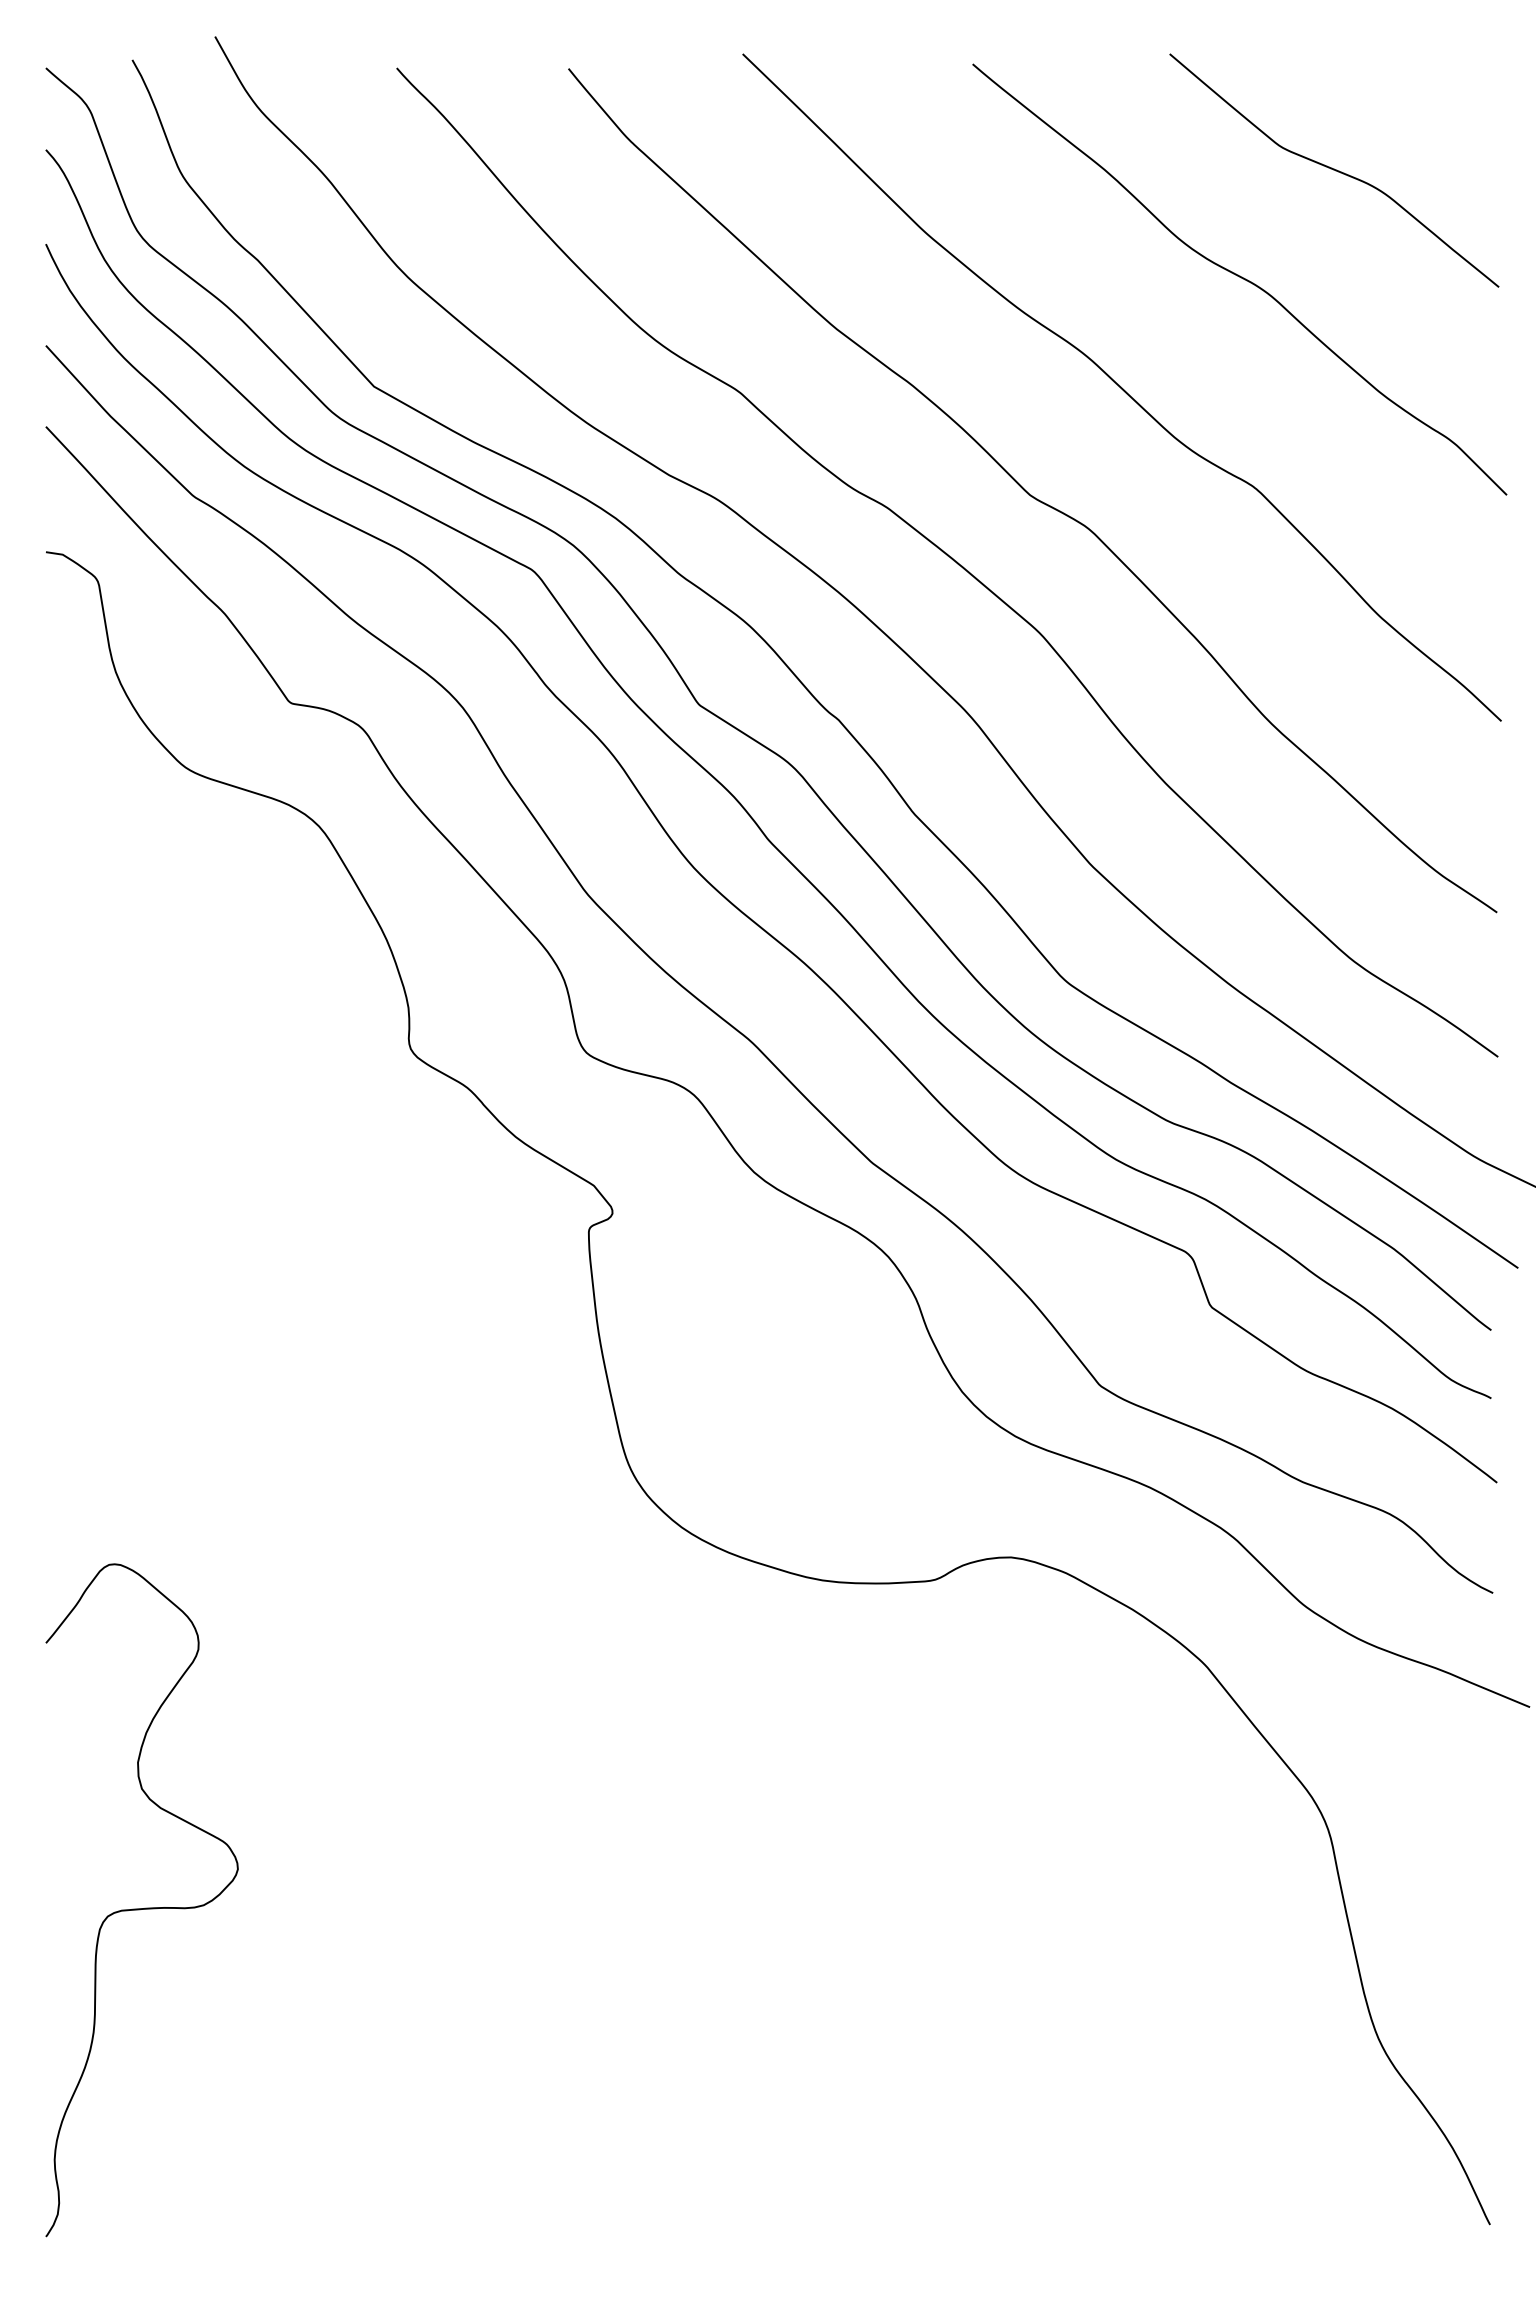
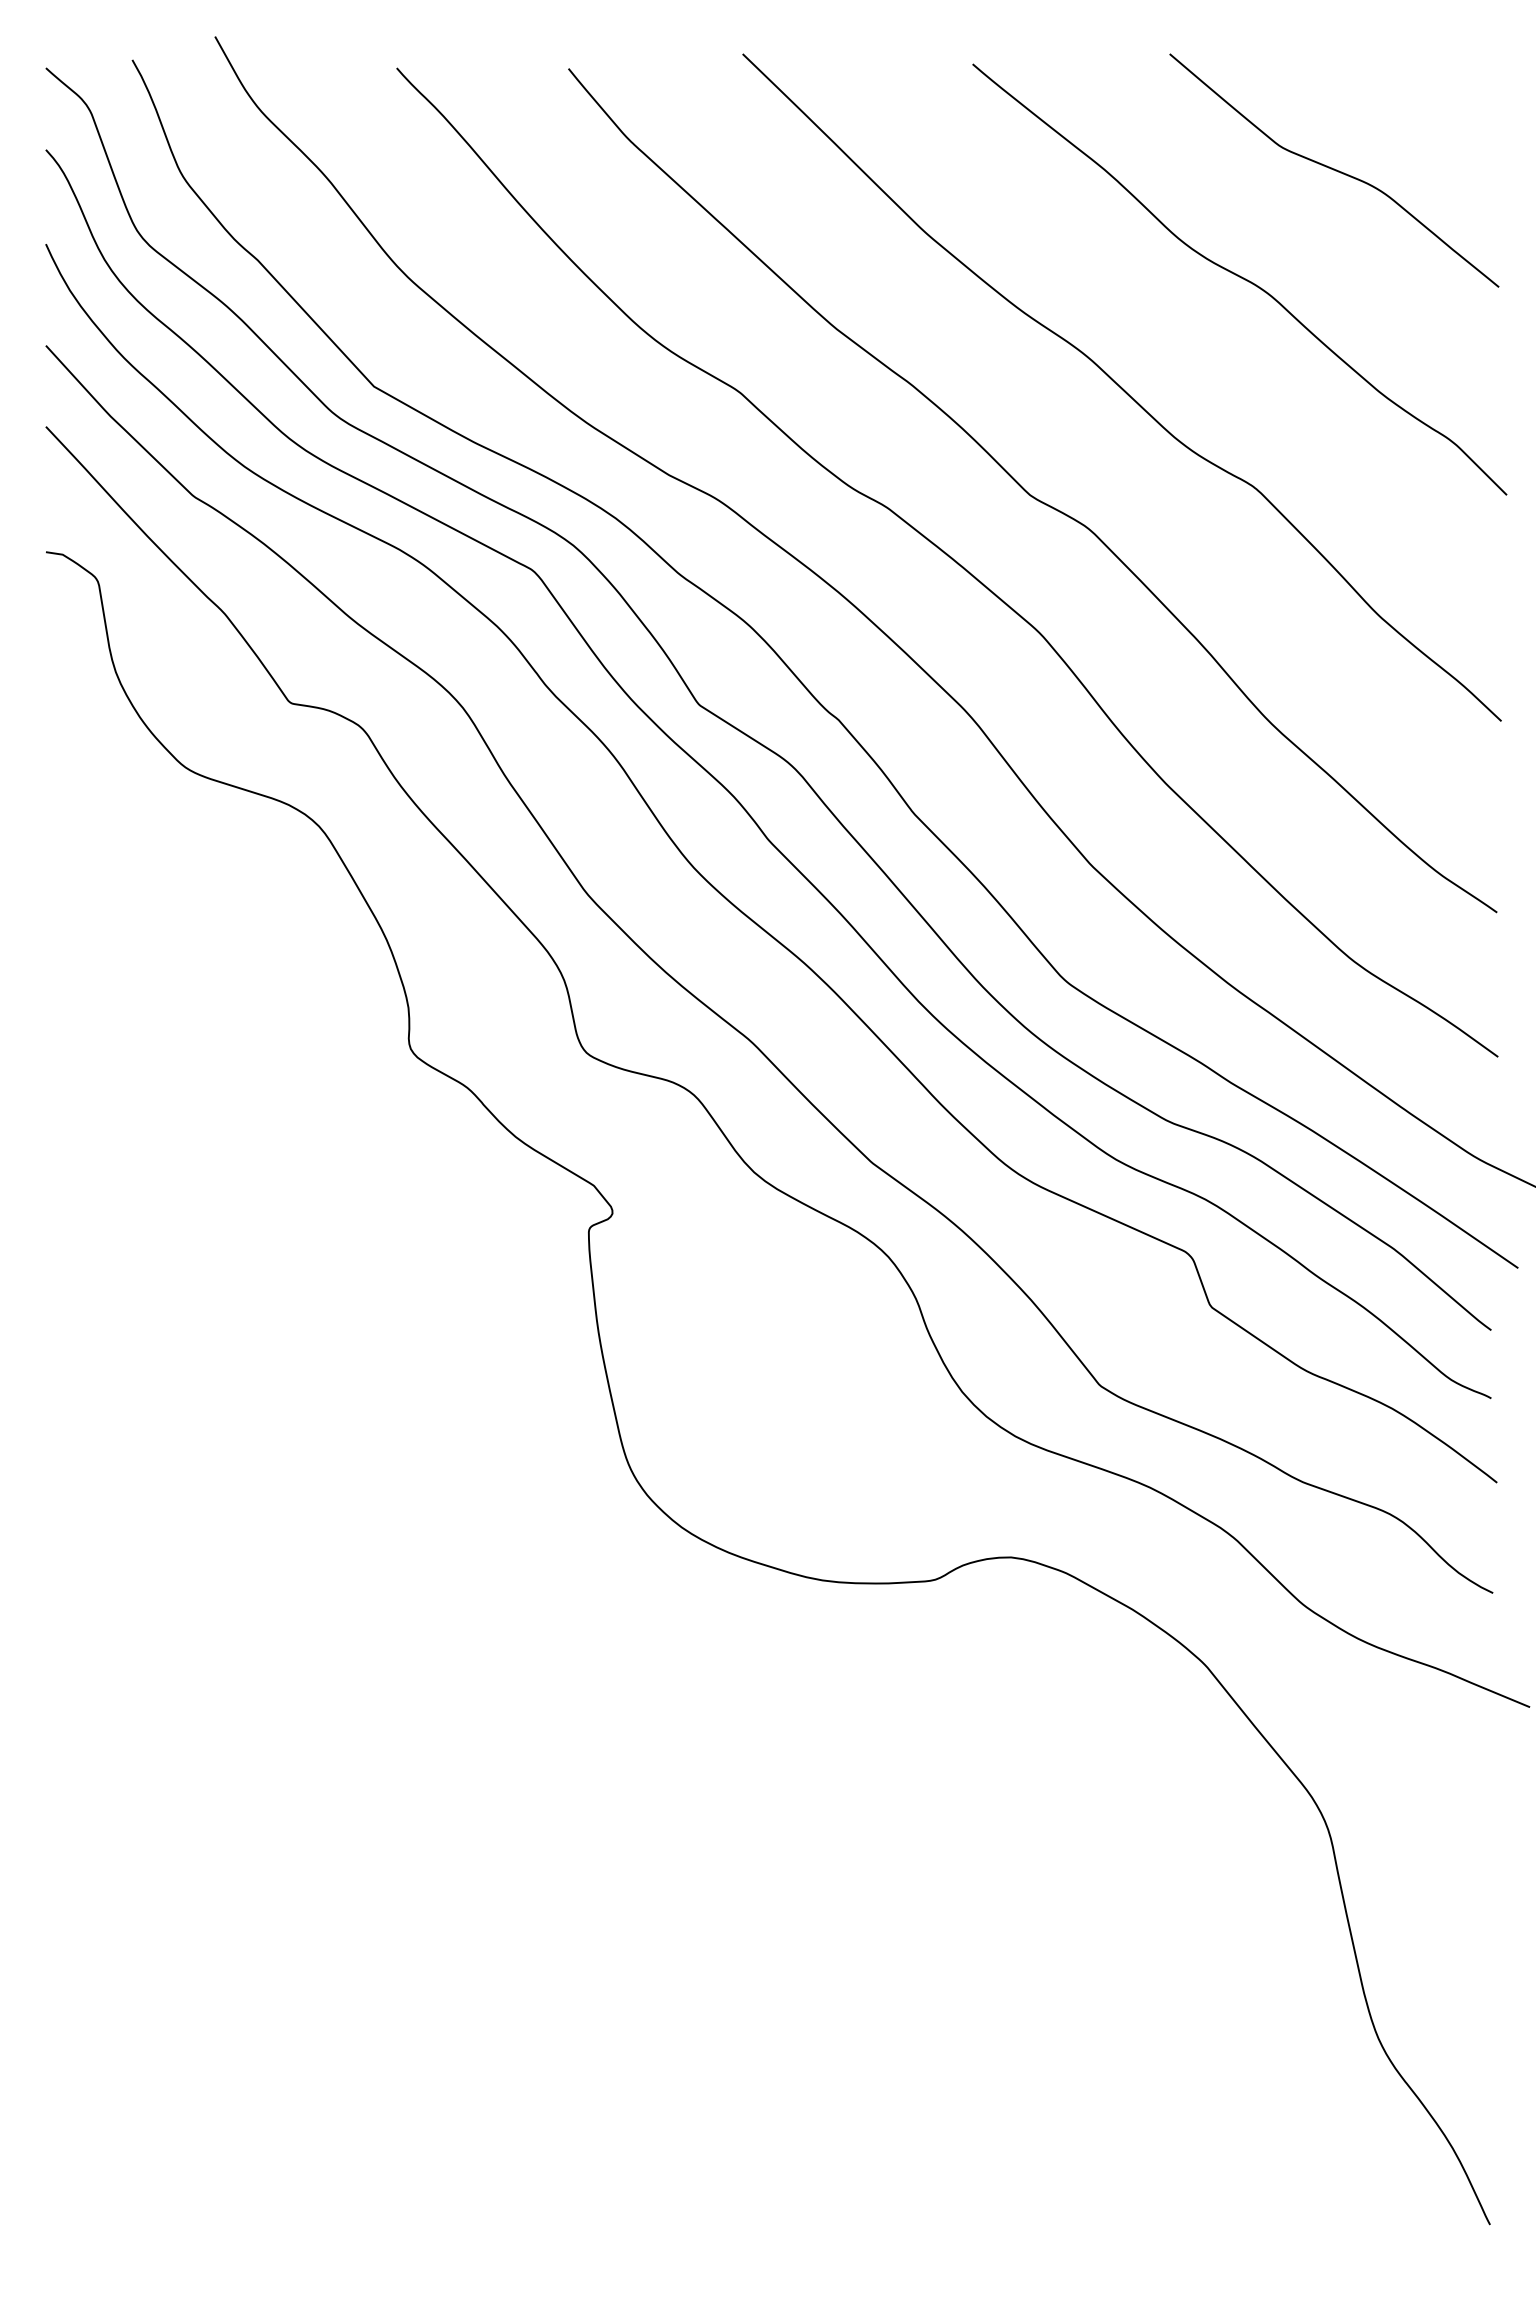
curve: present -> none (141, 1908)
